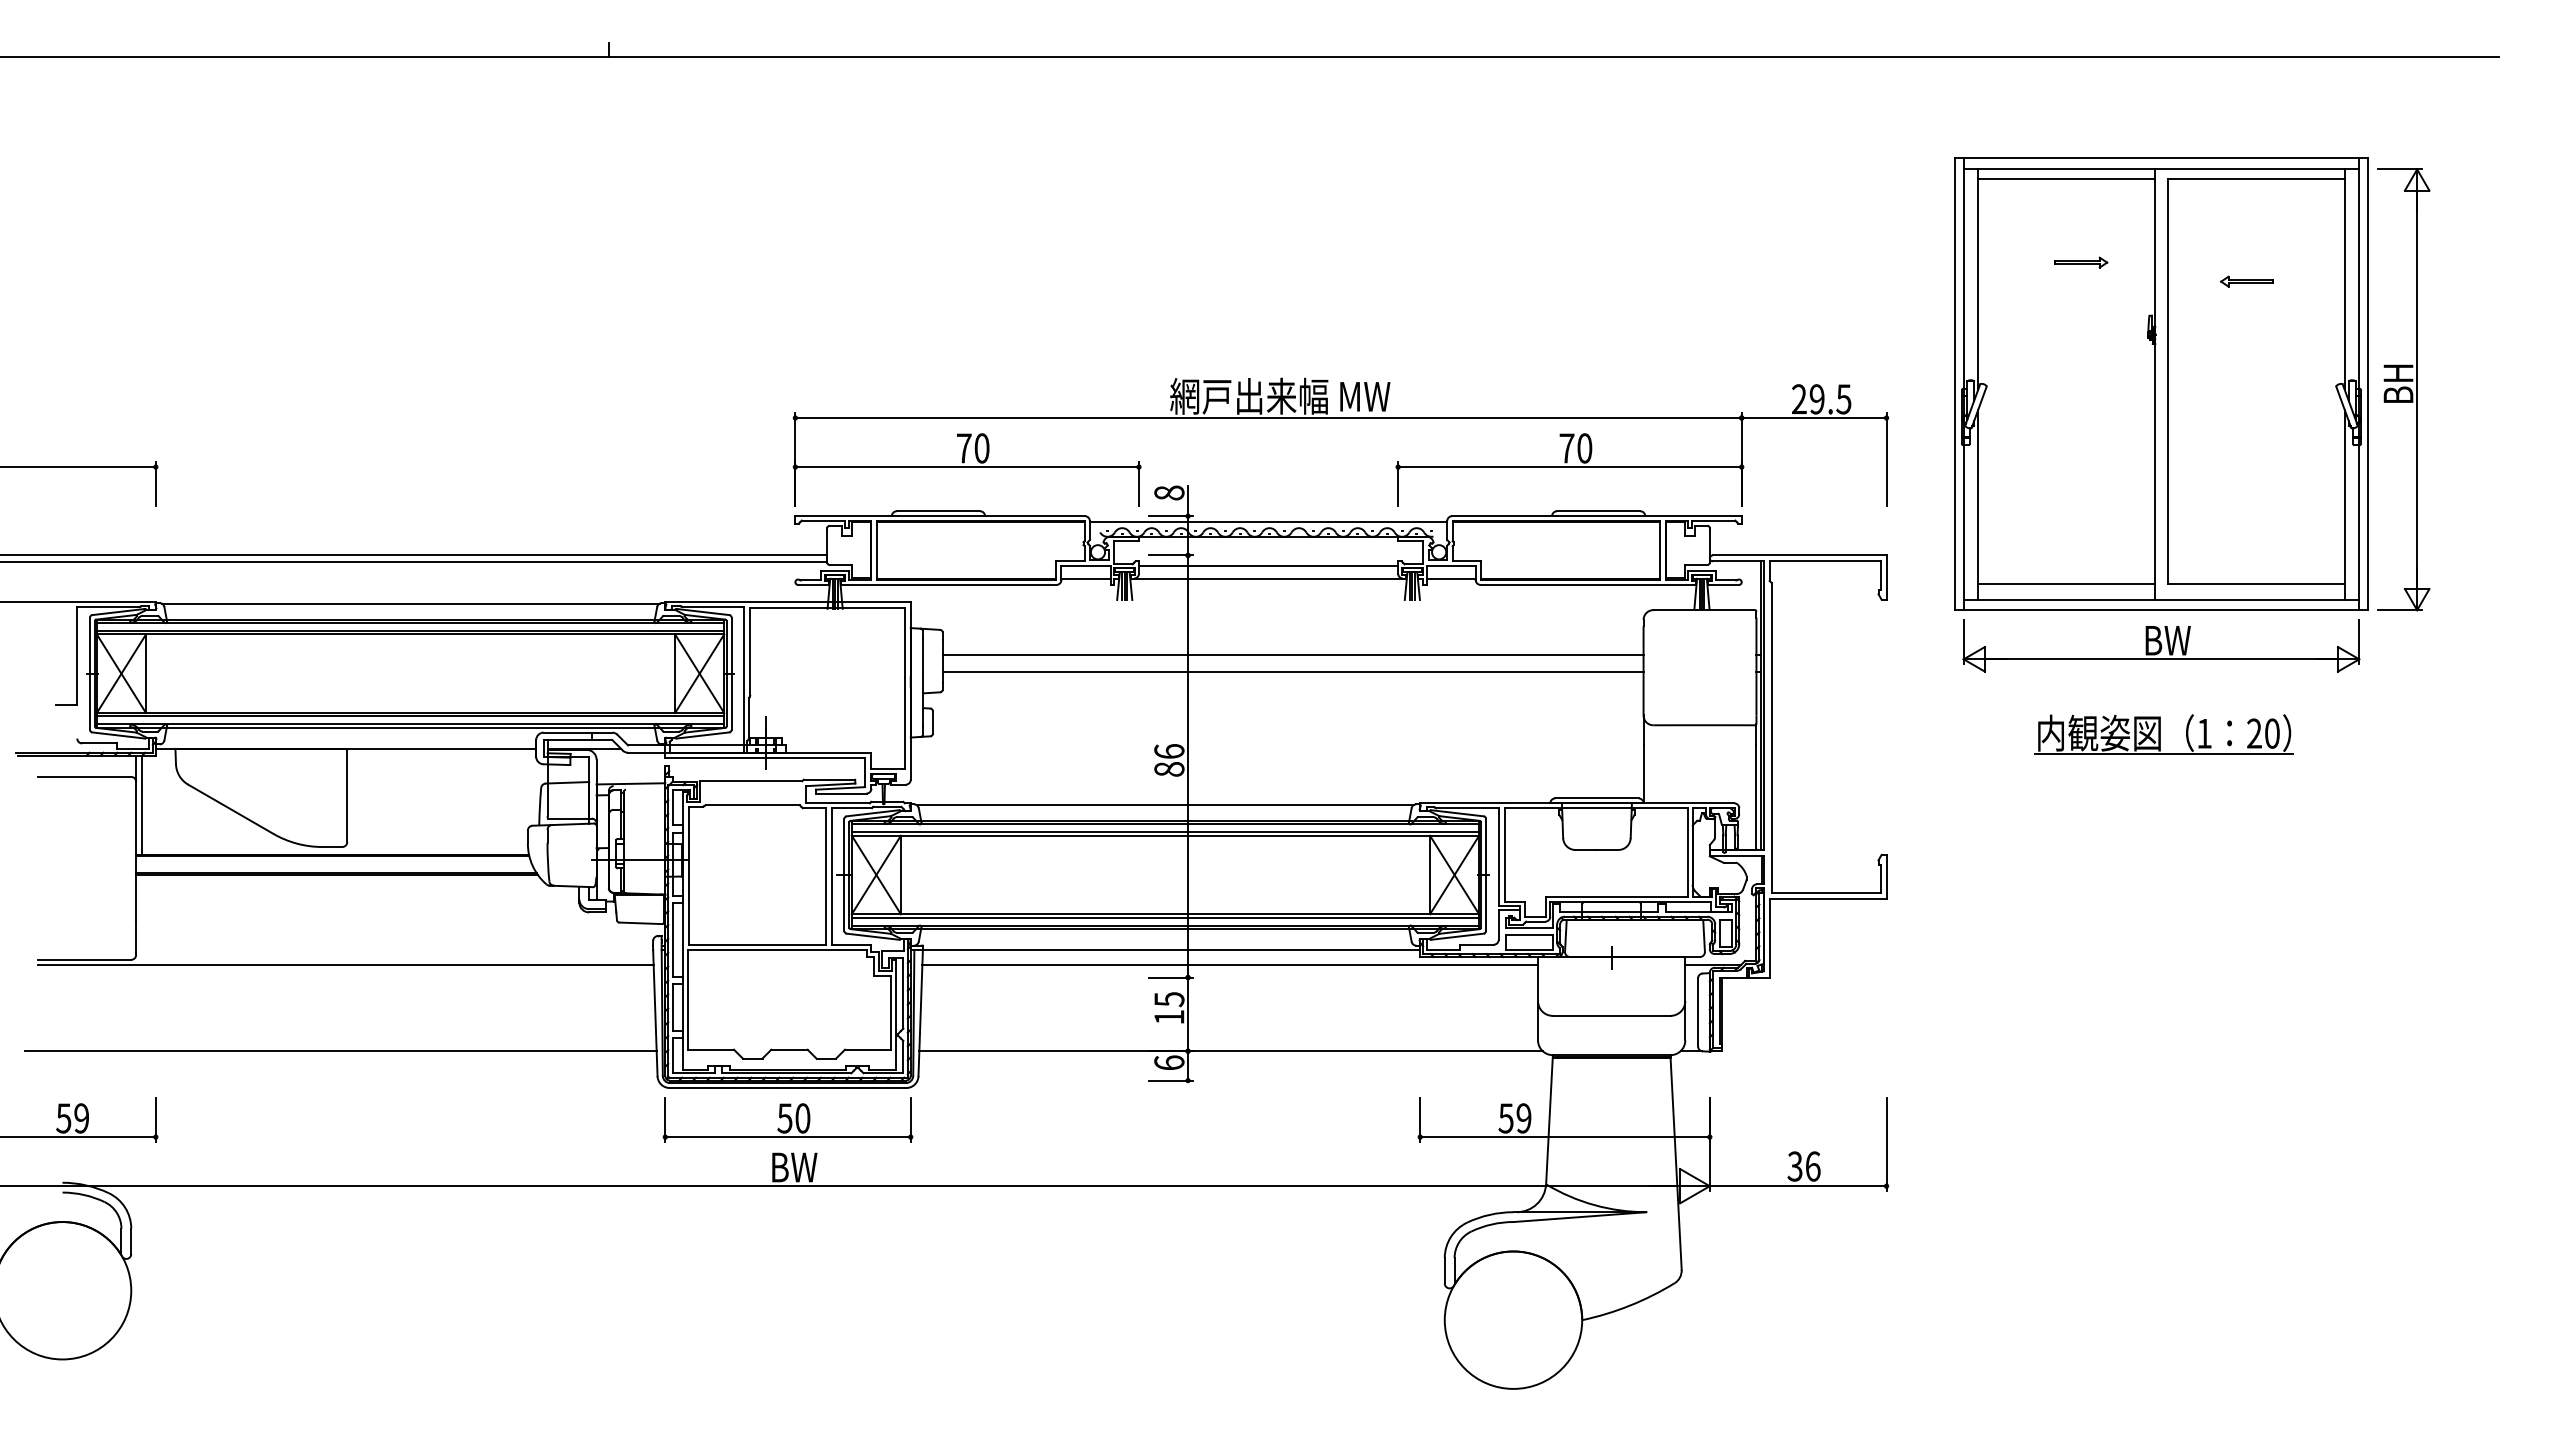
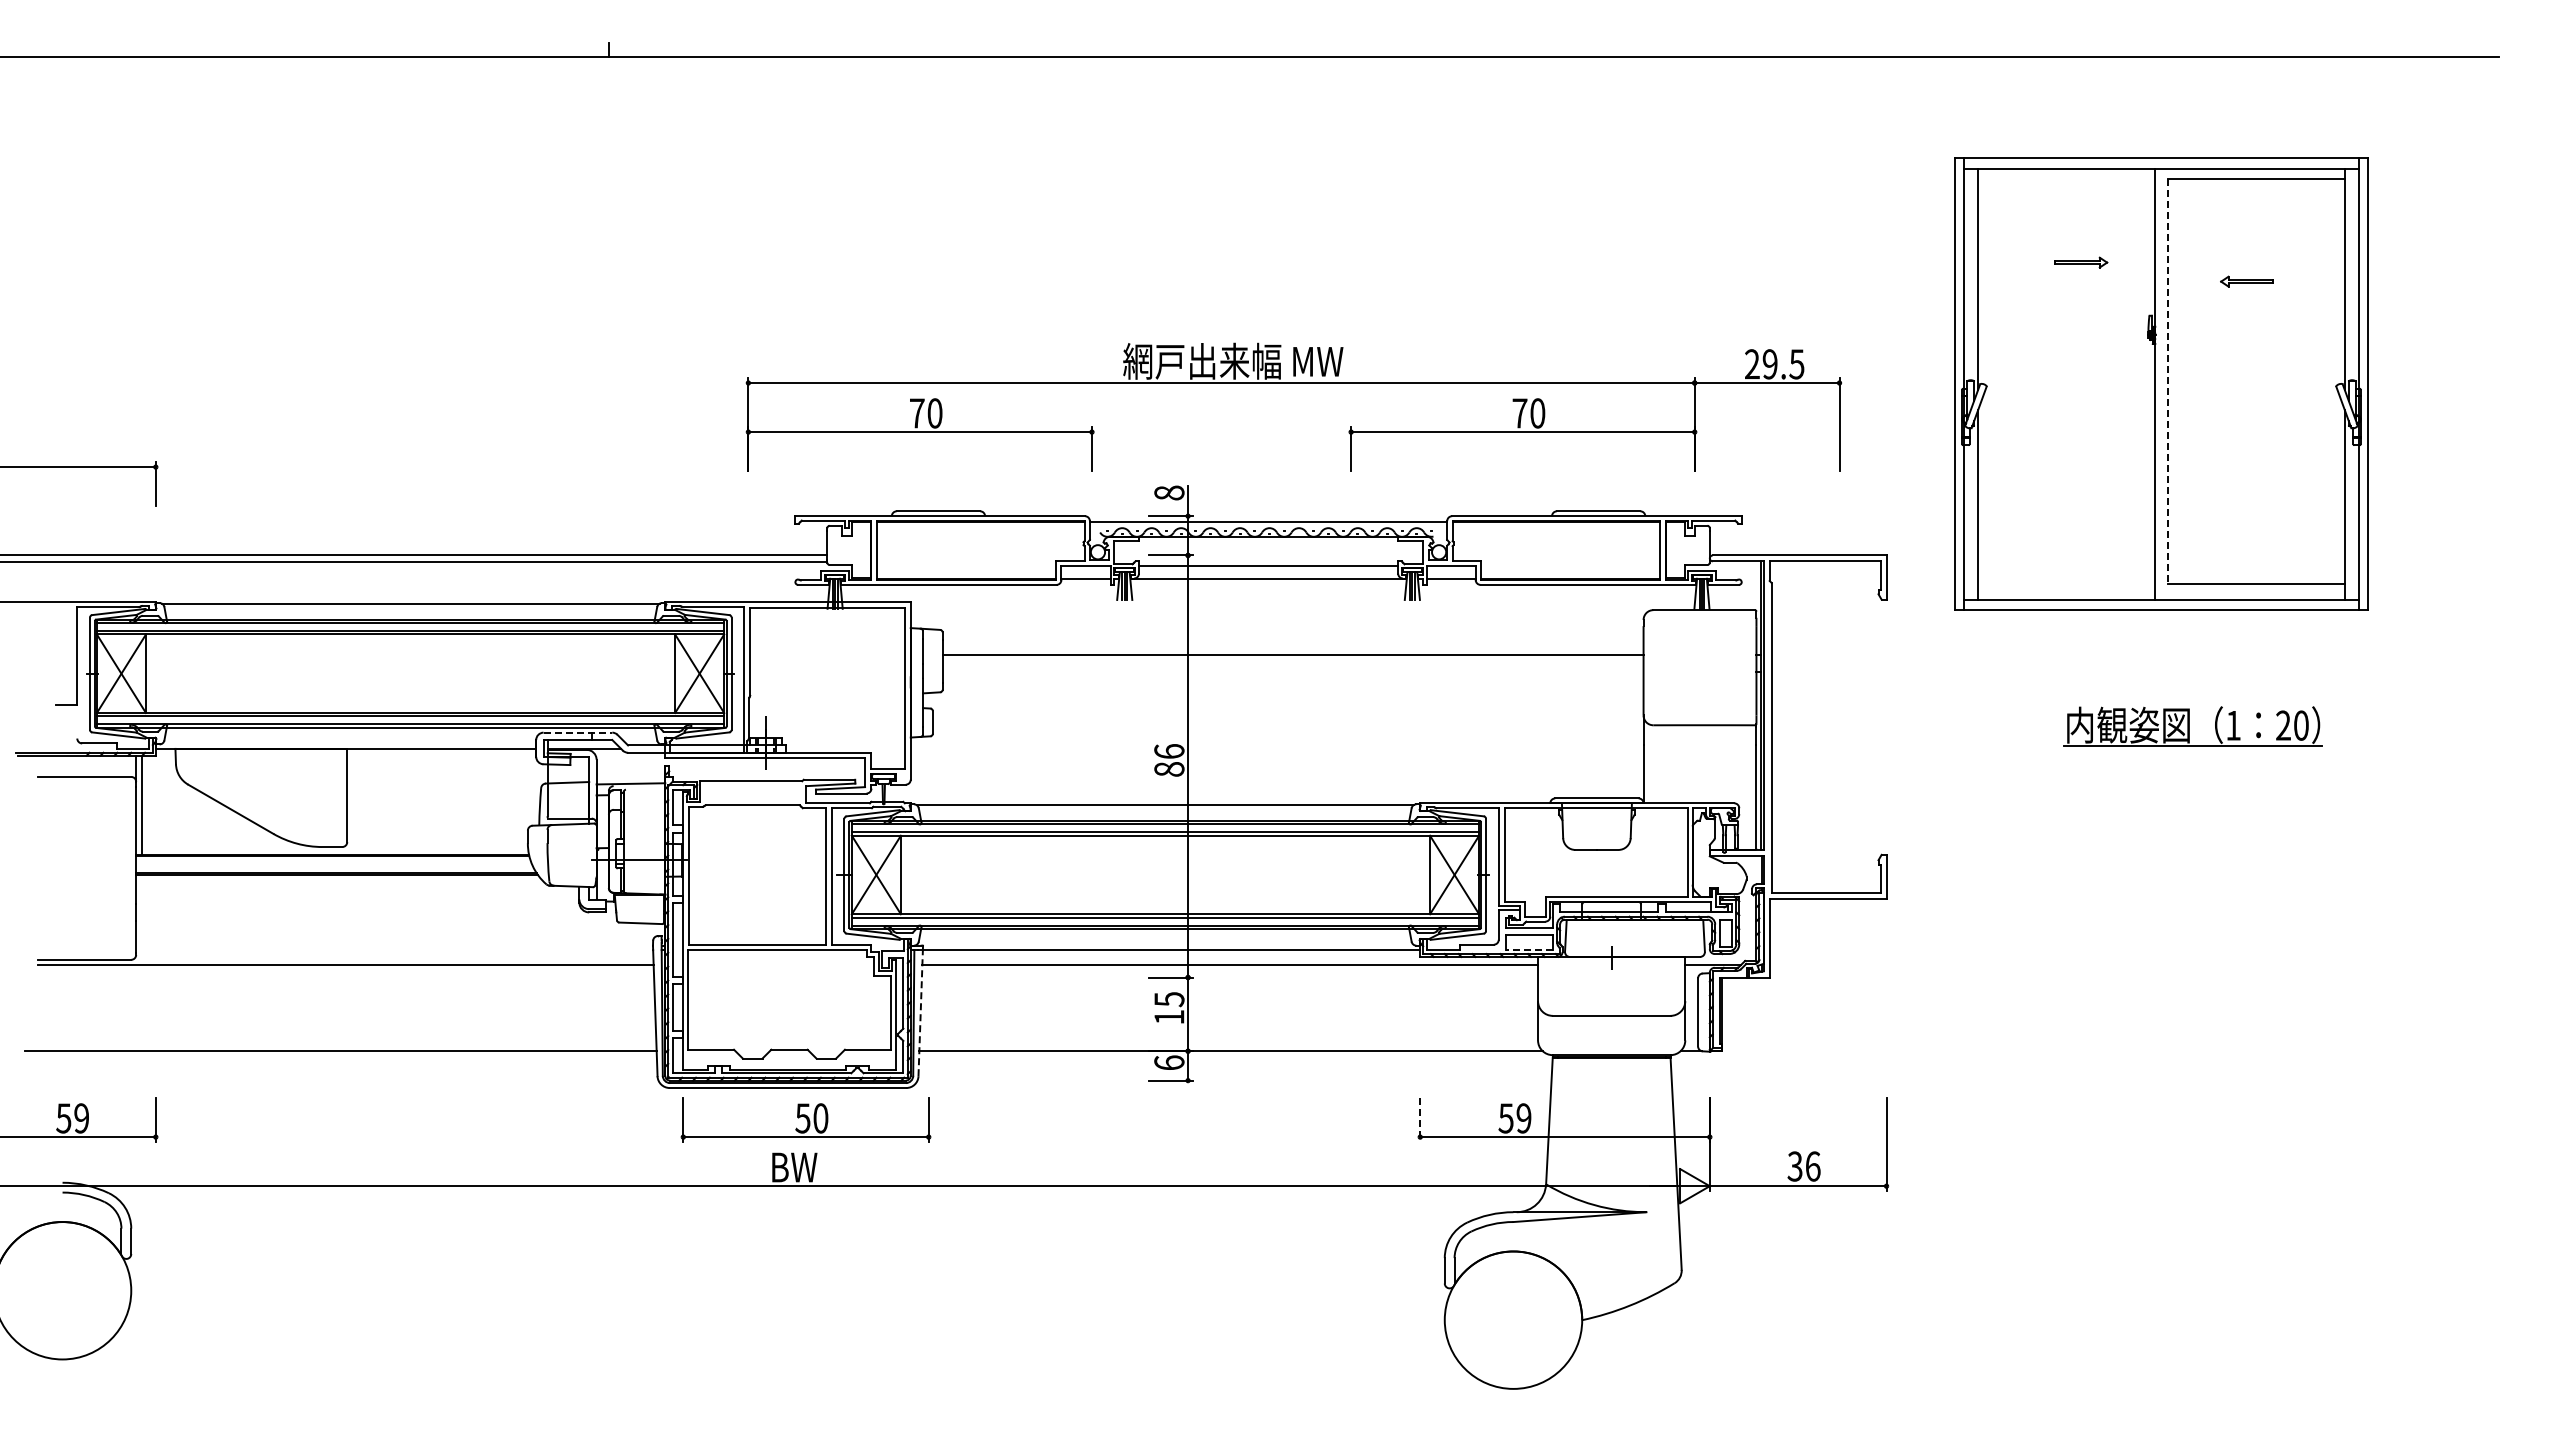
line: present -> none (2066, 179)
line: solid -> dashed (2167, 382)
part: present -> none (2403, 389)
part position: (1340, 418) -> (1293, 383) (1293, 383)
line: present -> none (2066, 583)
part: present -> none (2161, 645)
line: present -> none (1292, 671)
line: solid -> dashed (578, 732)
part position: (2163, 734) -> (2192, 726) (2192, 726)
line: solid -> dashed (1528, 949)
line: solid -> dashed (920, 1012)
part position: (787, 1119) -> (805, 1119) (805, 1119)
line: solid -> dashed (1420, 1120)
